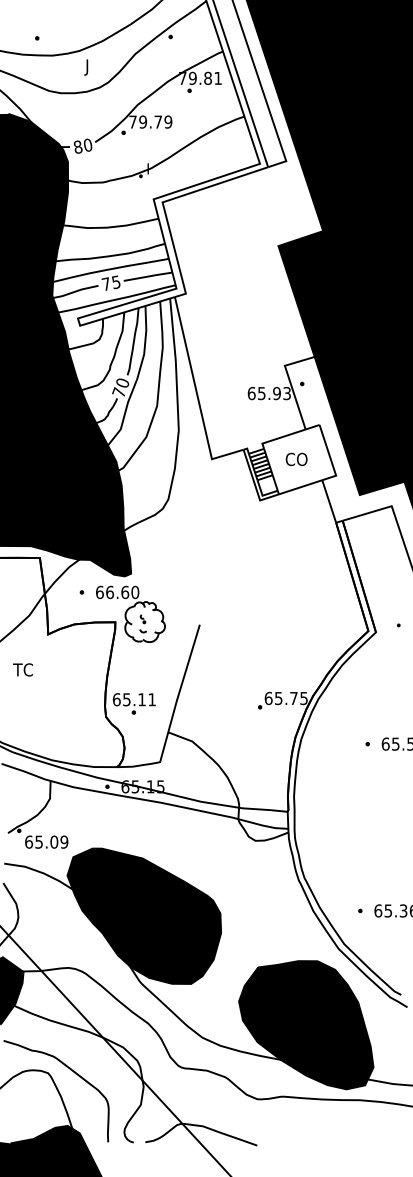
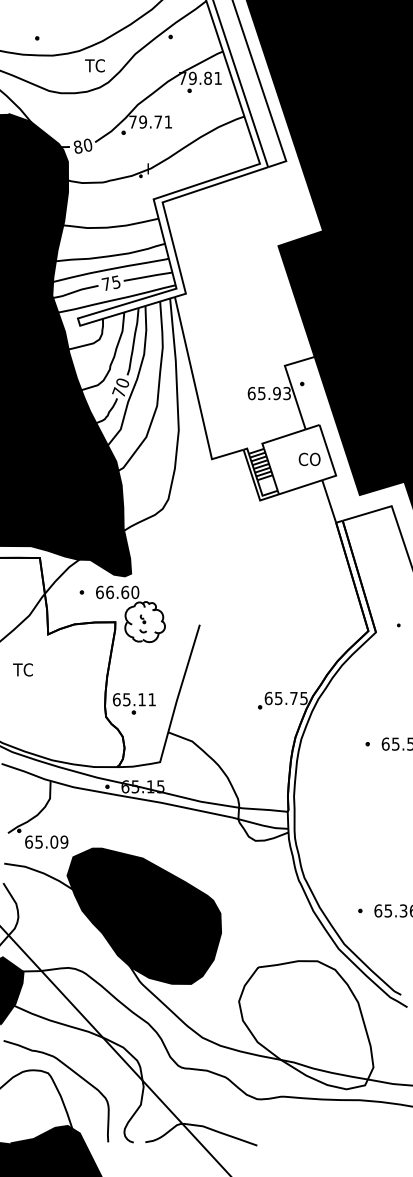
text: J -> TC (94, 67)
text: 79.79 -> 79.71 (168, 121)
text position: (296, 459) -> (309, 459) (309, 459)
fill: present -> none (306, 1025)
